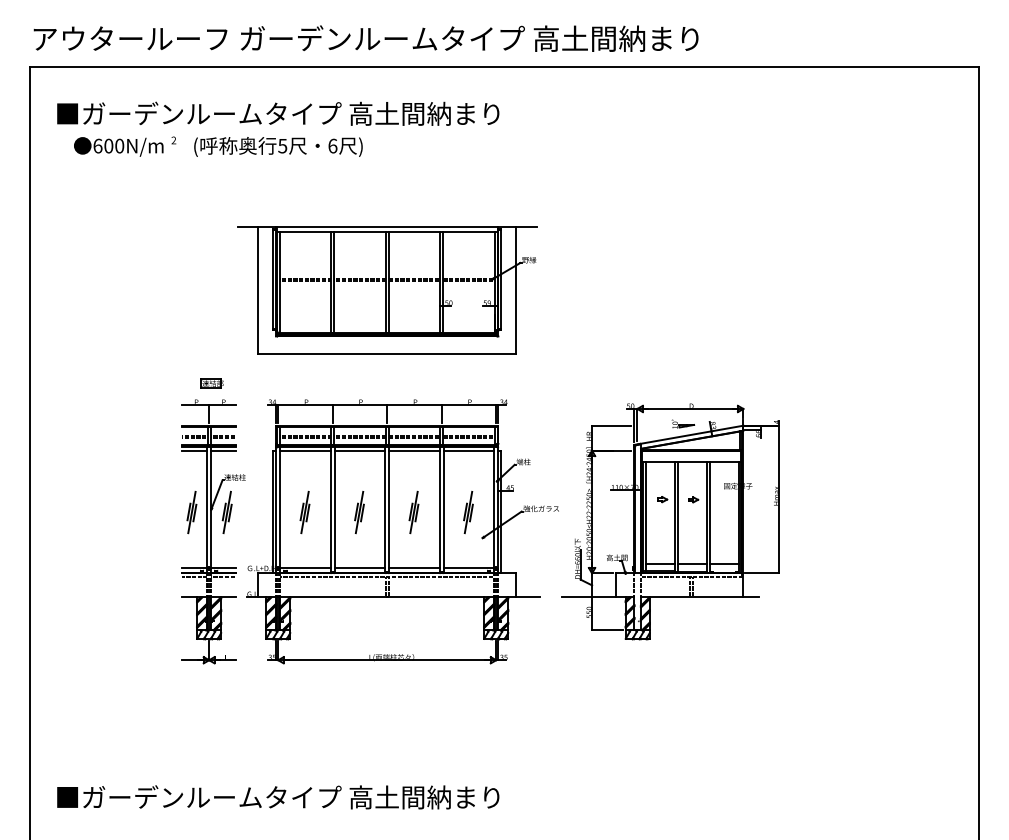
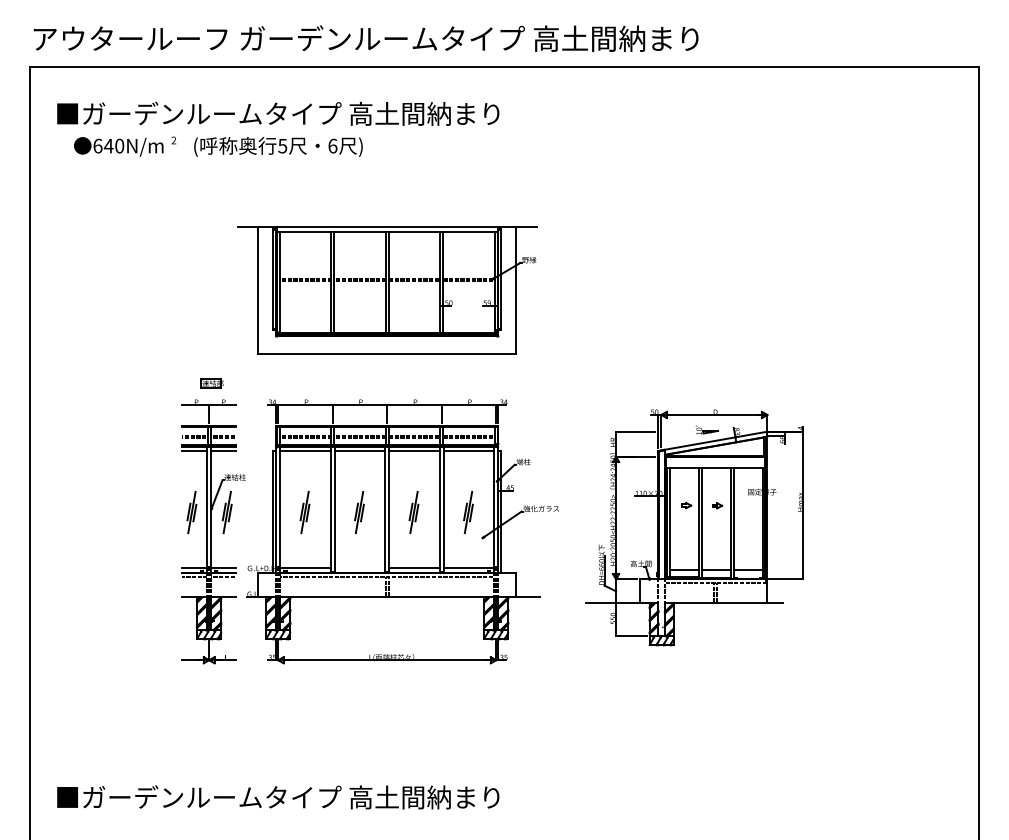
text: 600N/m -> 640N/m (108, 145)
part position: (670, 521) -> (694, 527) (694, 527)
line: present -> none (359, 568)
